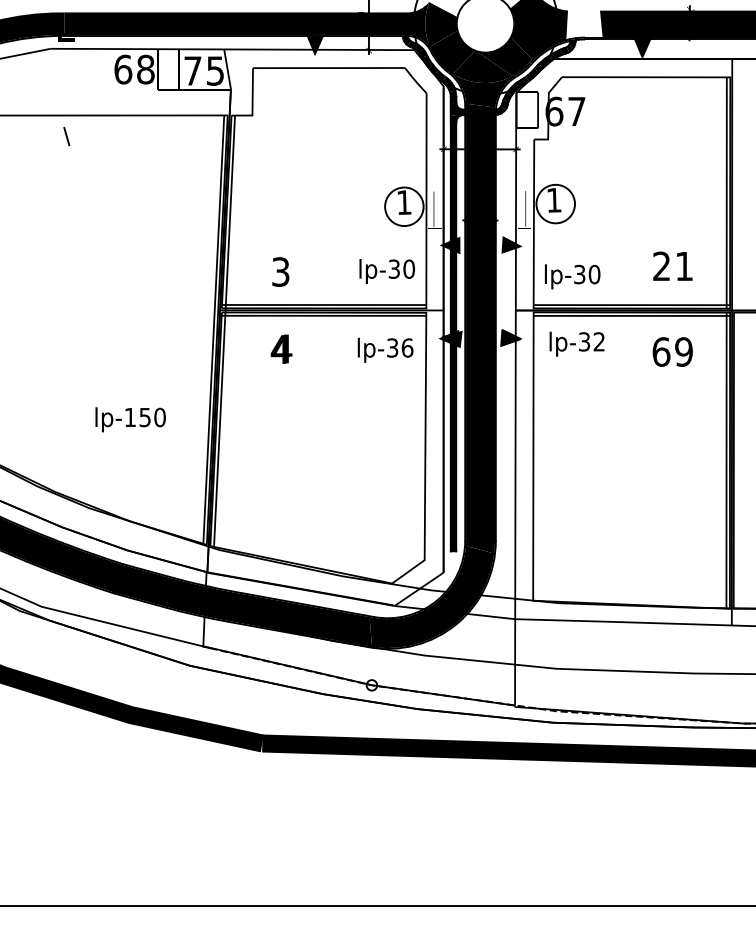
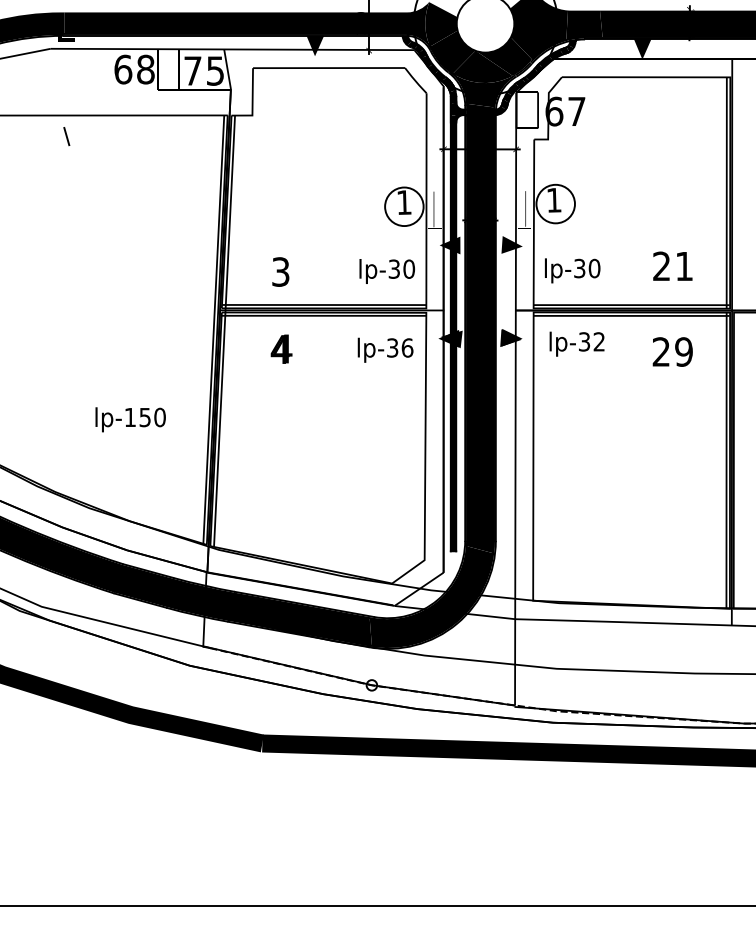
fill: none -> present (584, 25)
text position: (572, 276) -> (572, 270) (572, 270)
text: 69 -> 29 (661, 351)
